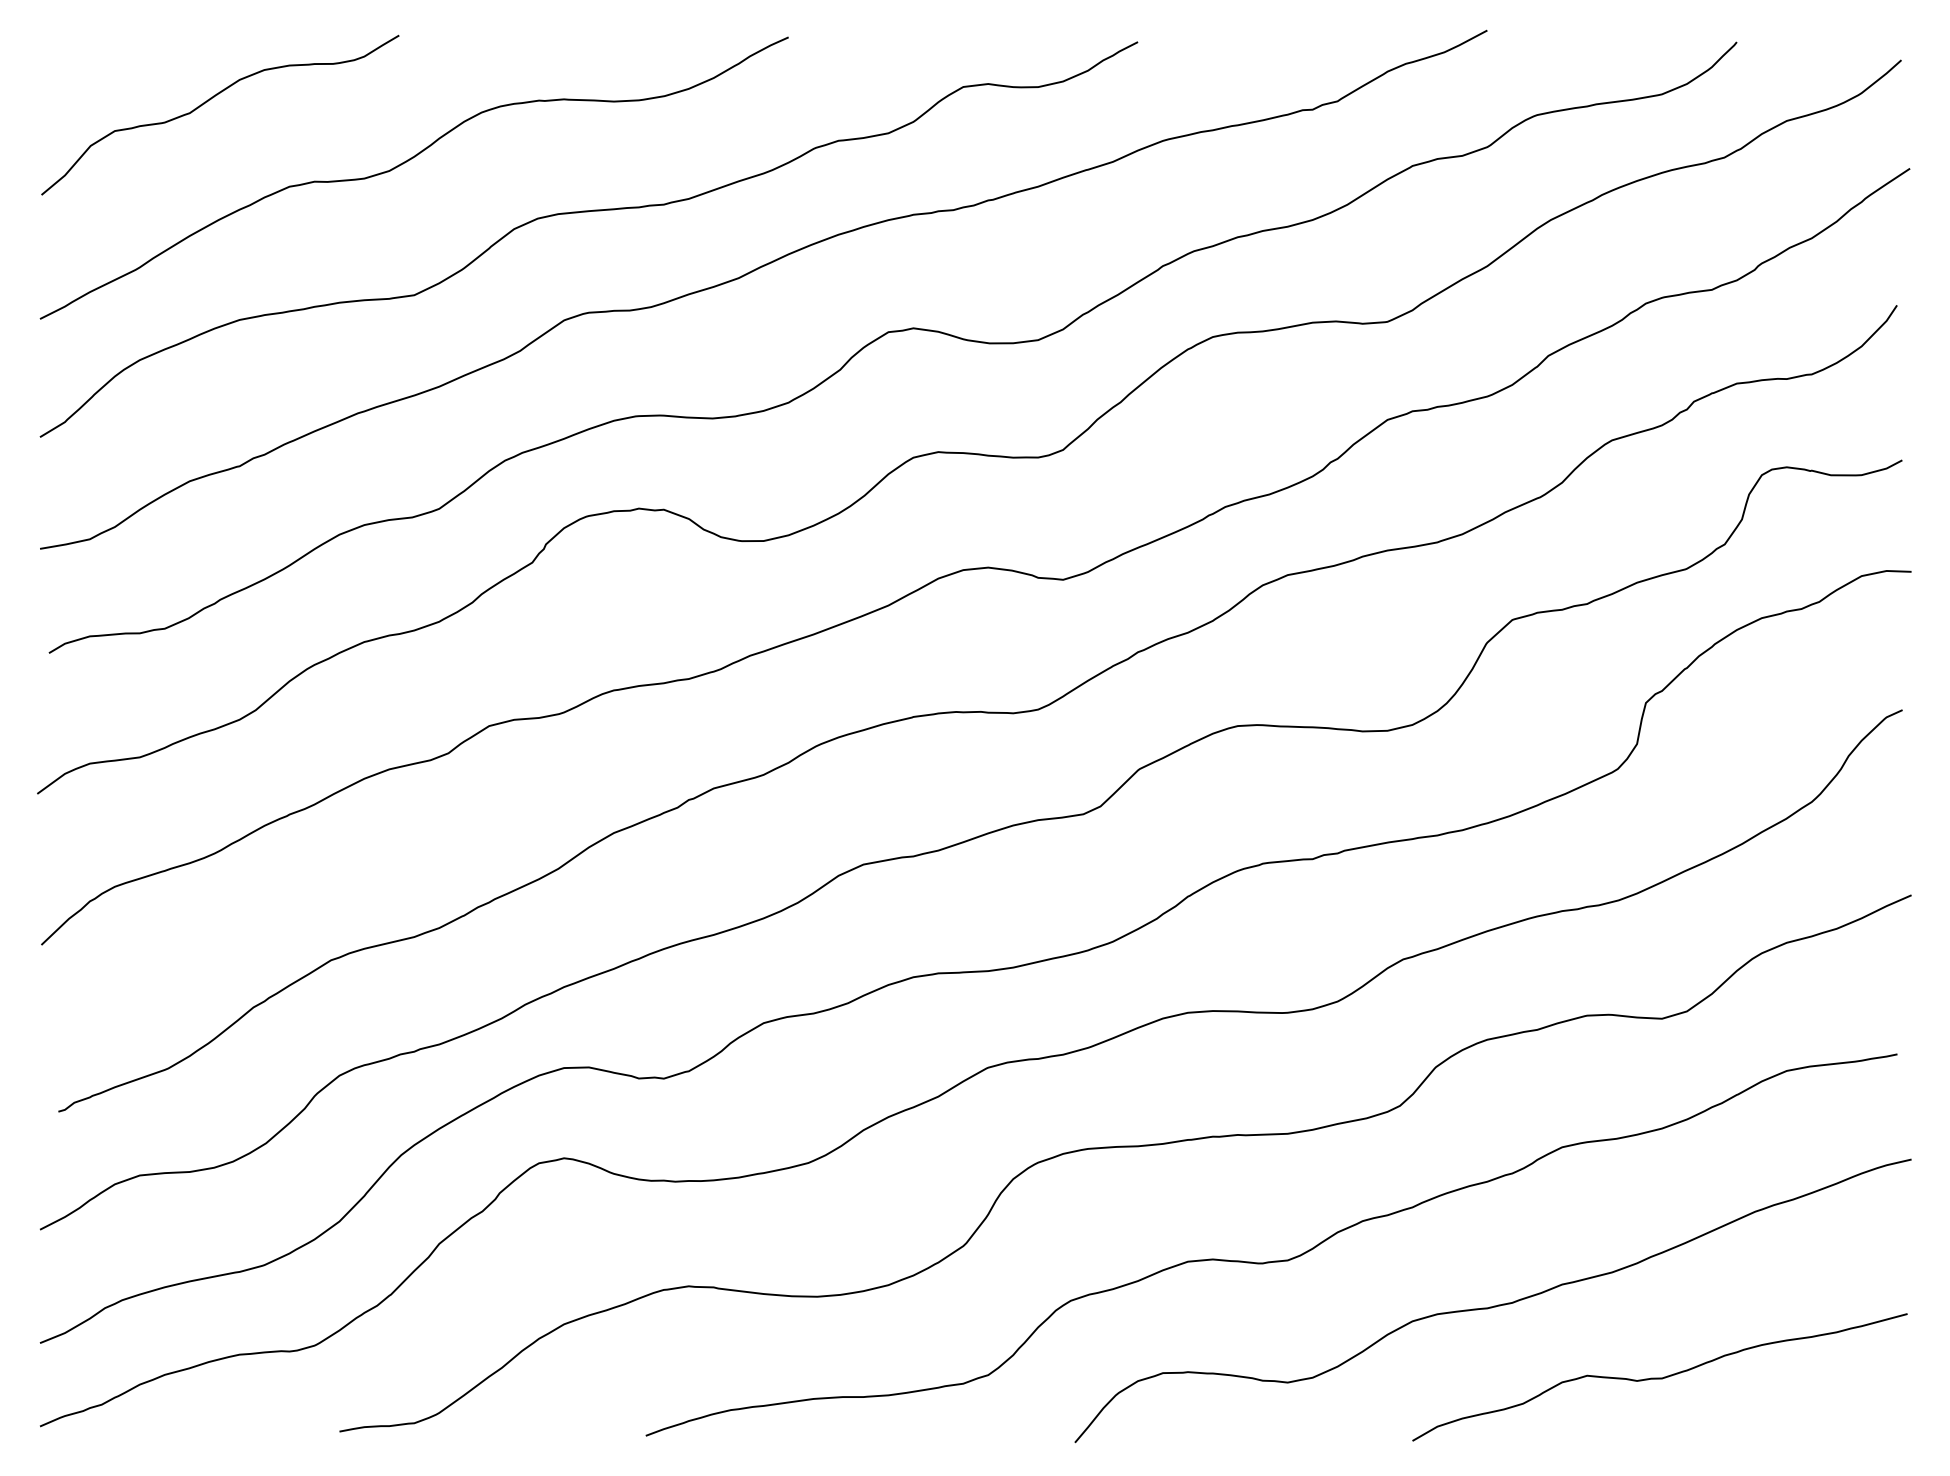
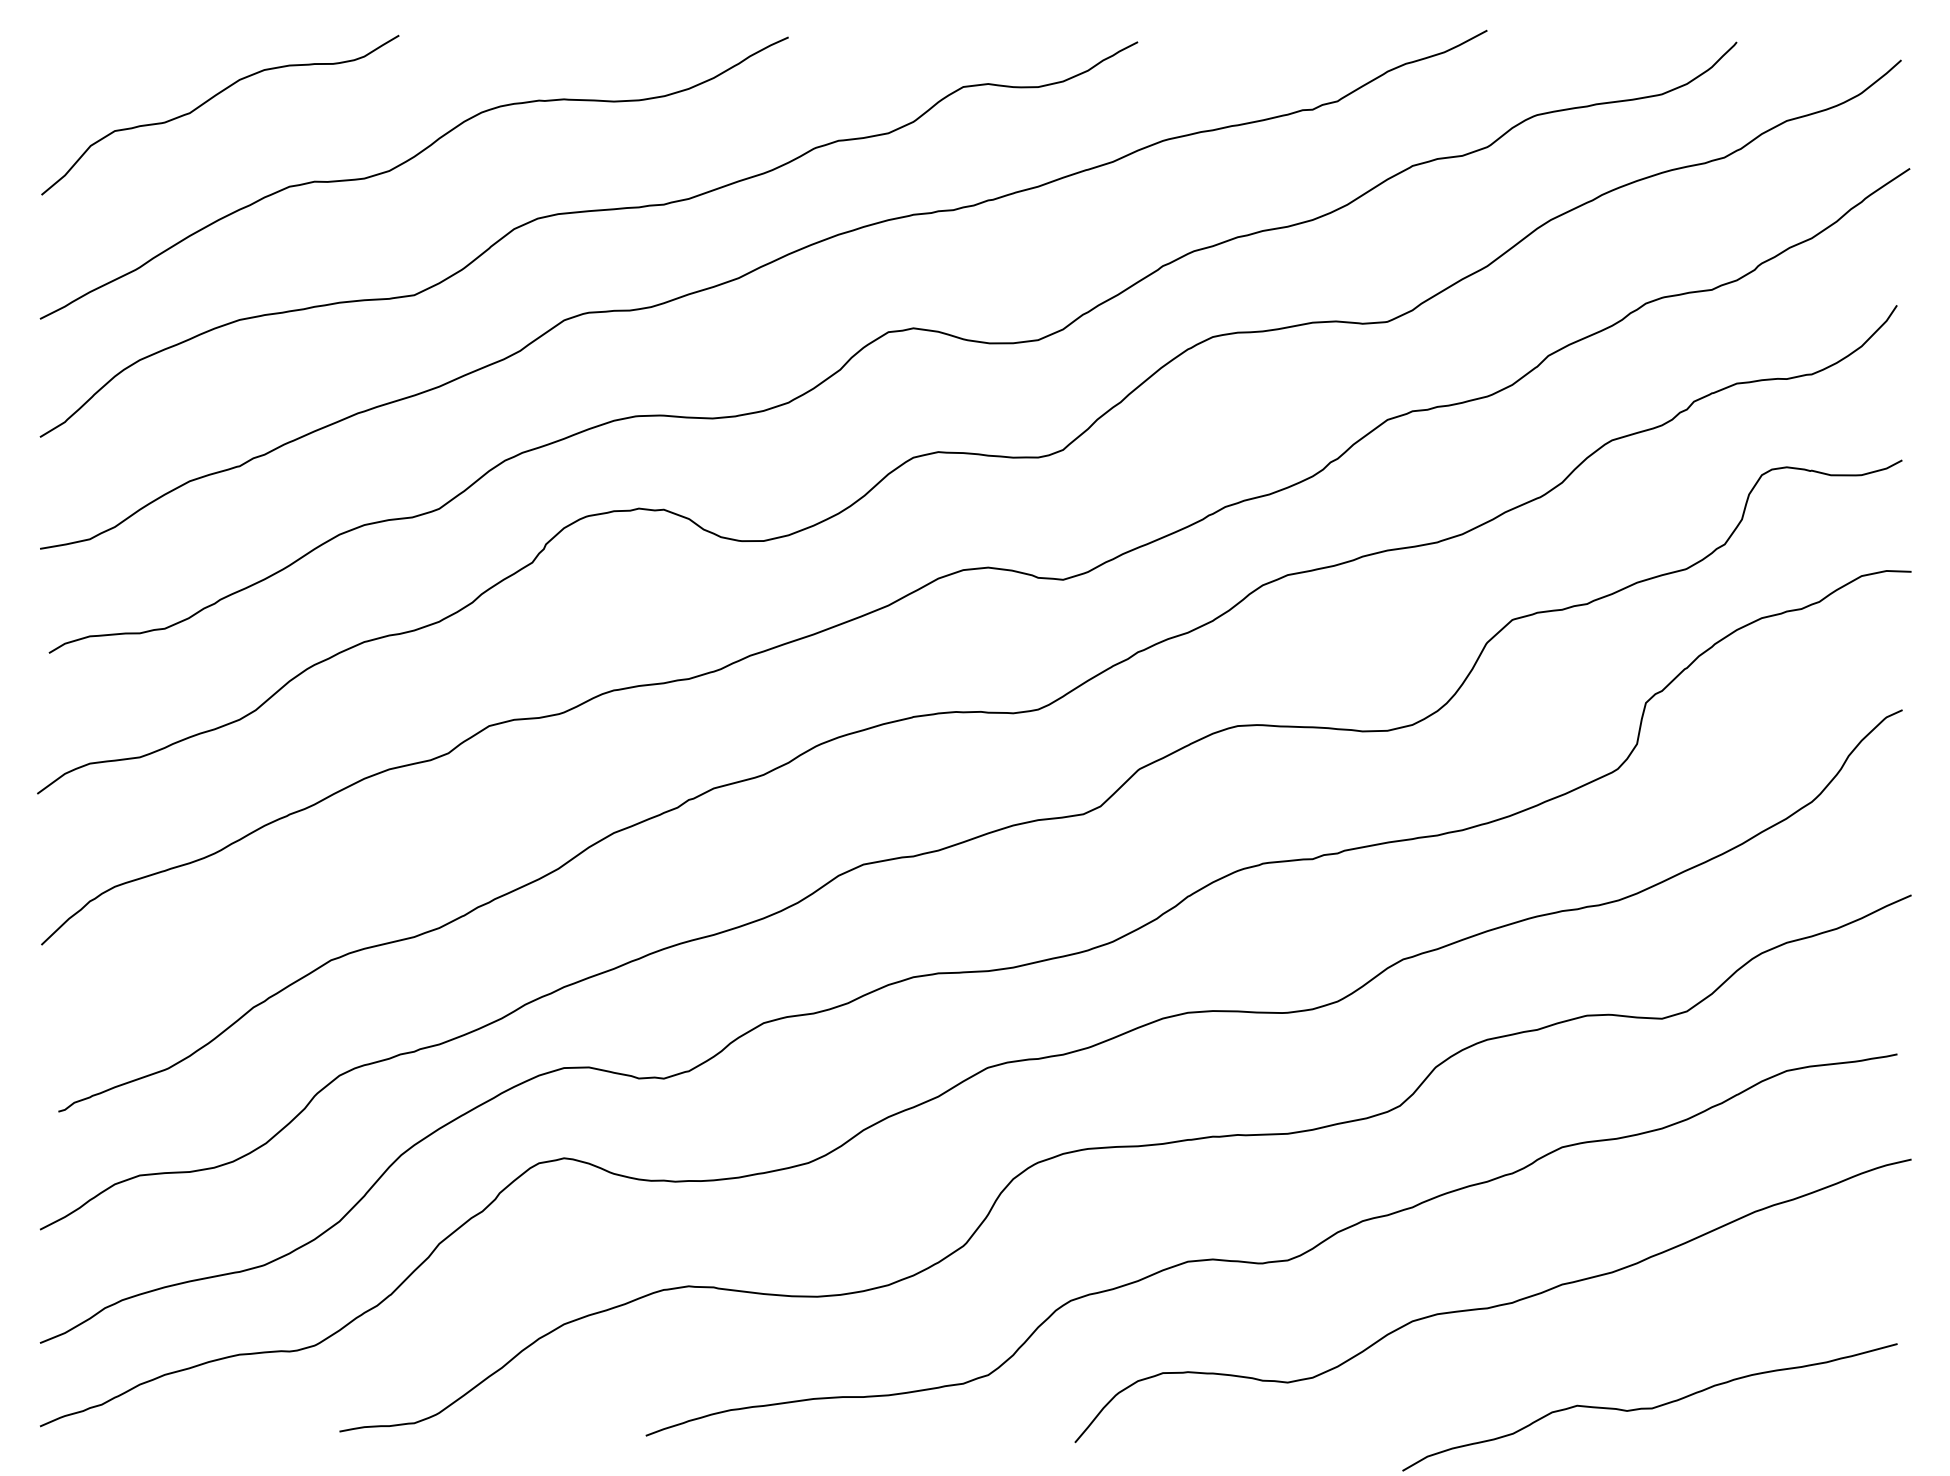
curve position: (1659, 1377) -> (1649, 1407) (1649, 1407)
